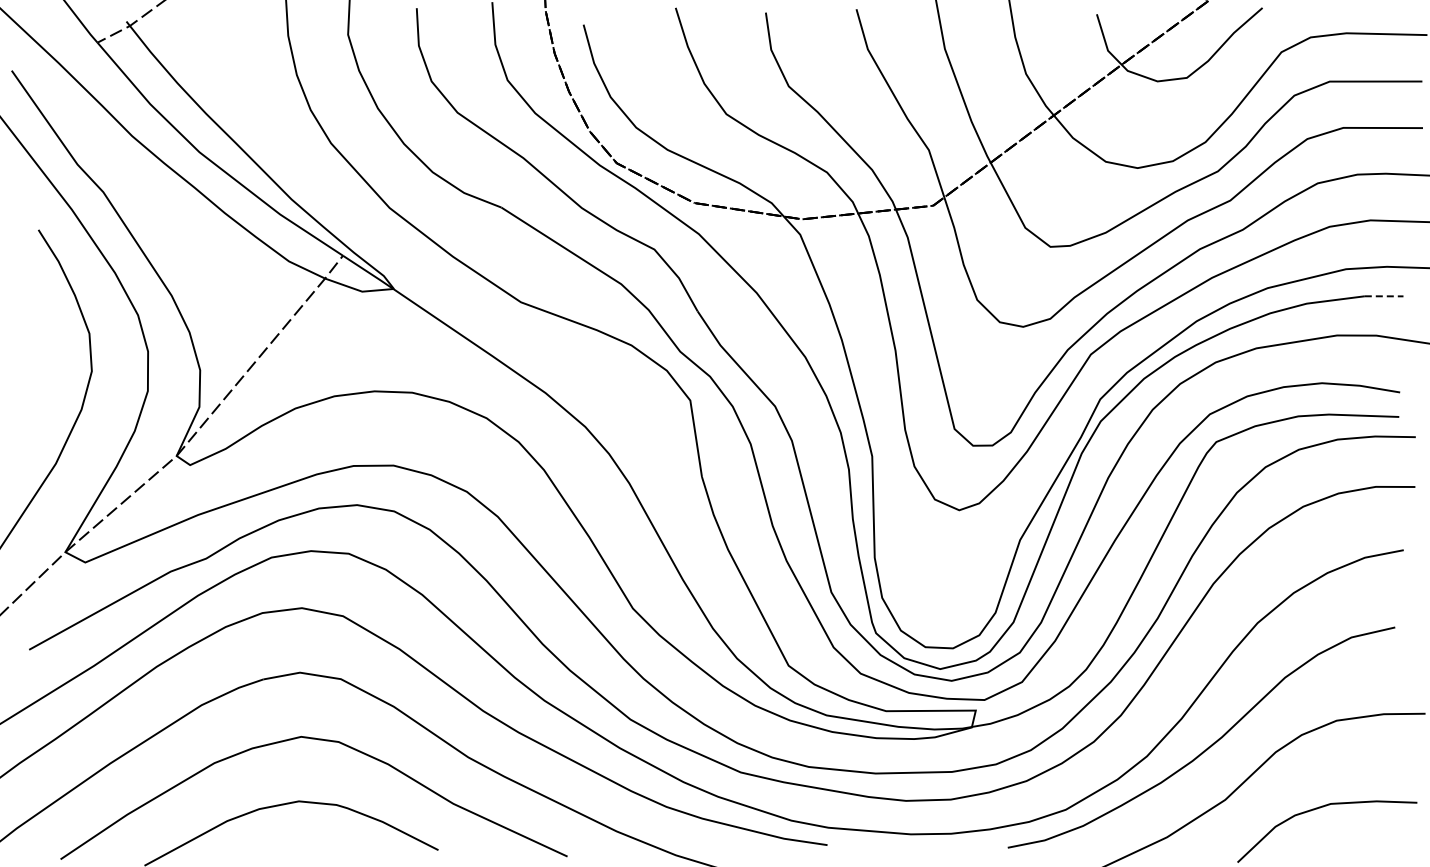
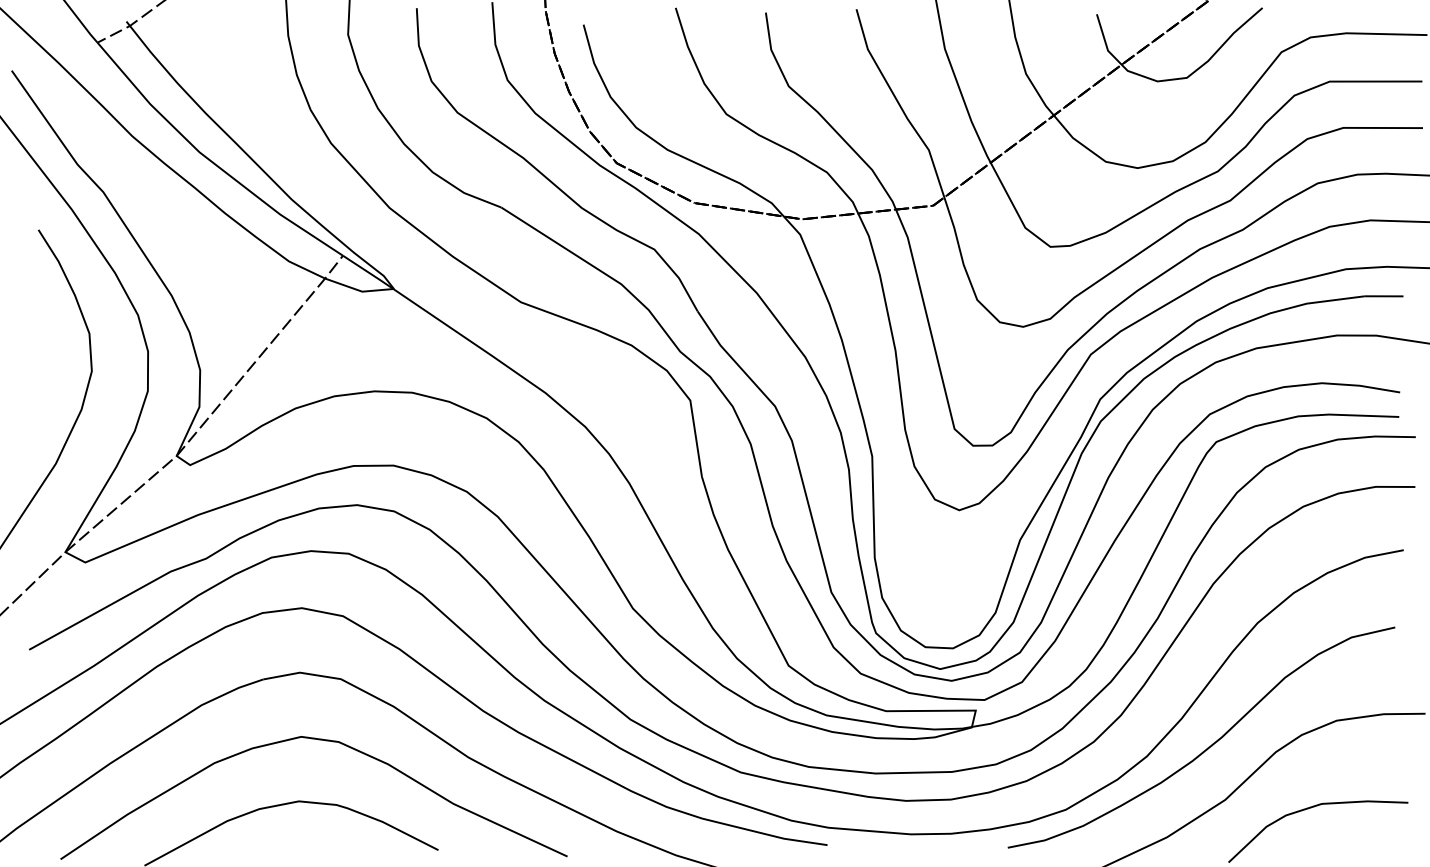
line: dashed -> solid (1384, 296)
curve position: (1320, 808) -> (1311, 808) (1311, 808)
